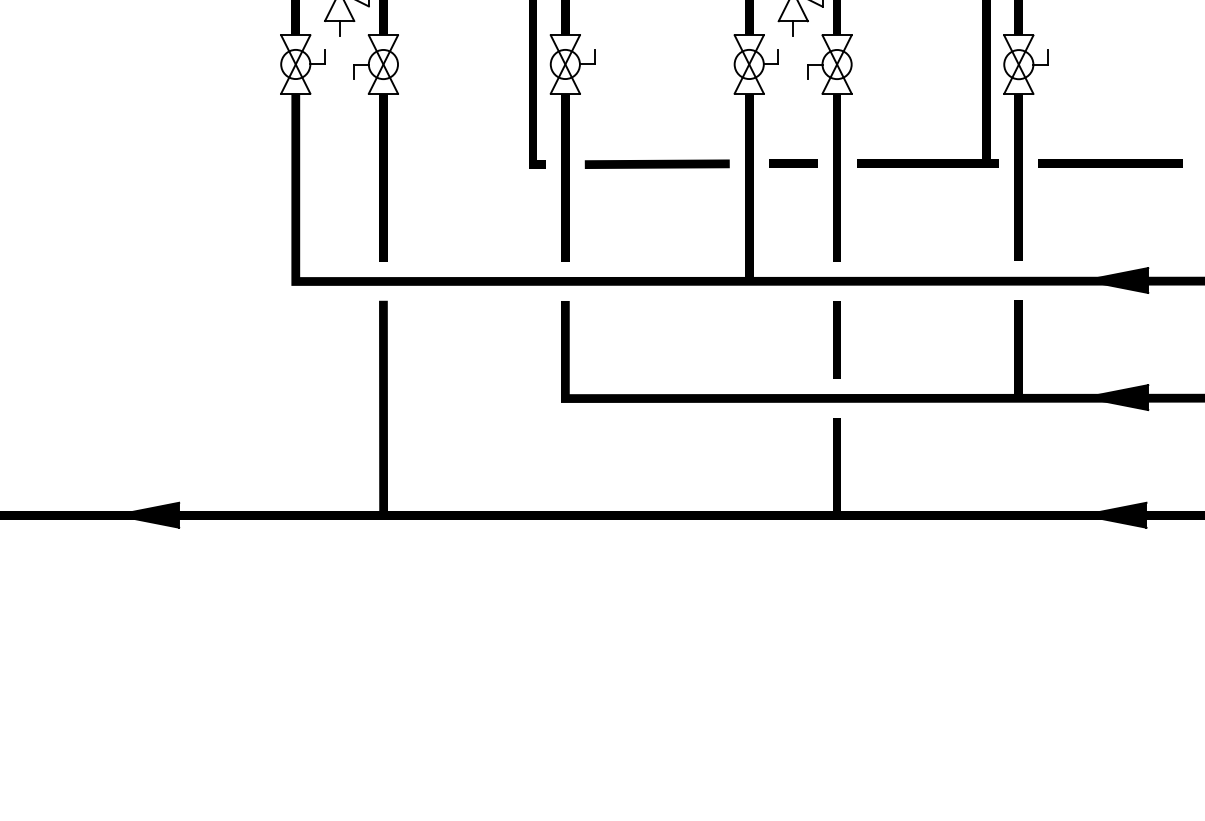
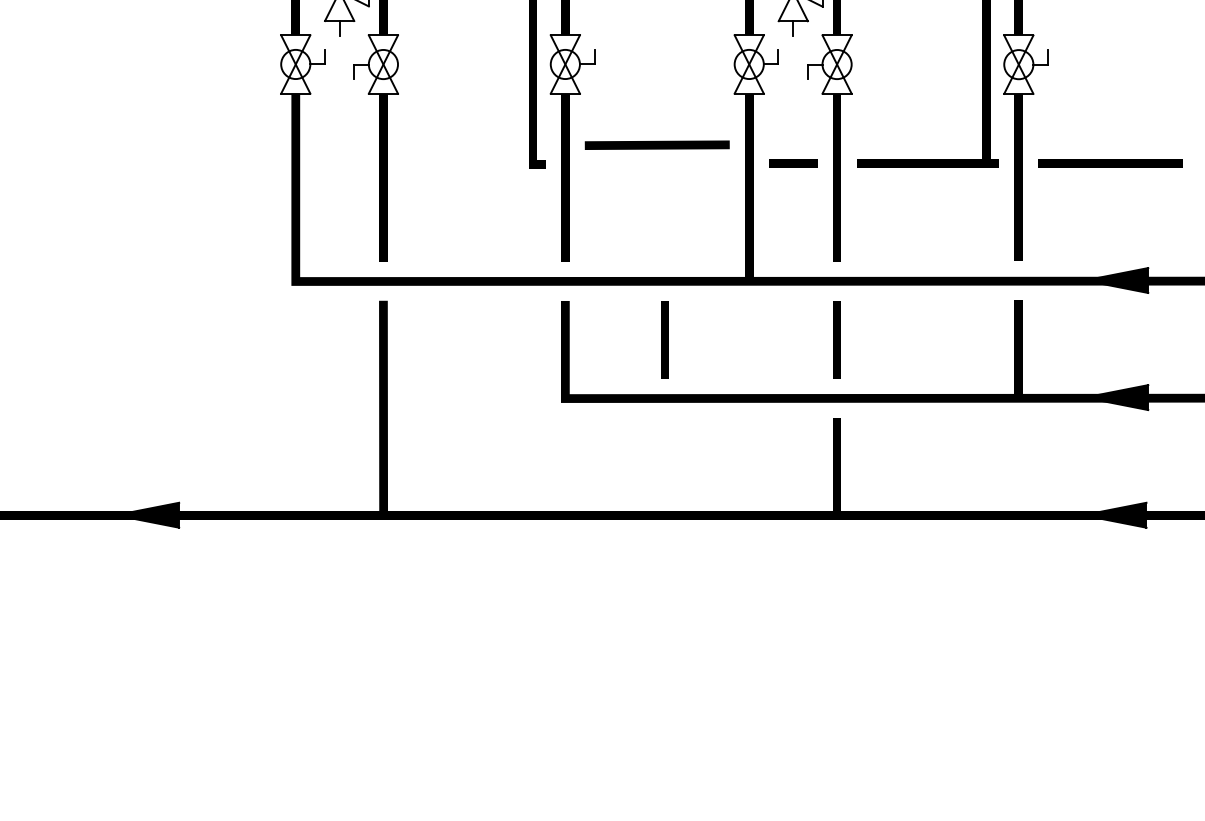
line position: (656, 163) -> (656, 144) (656, 144)
line: none -> present (664, 339)
